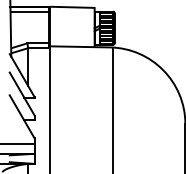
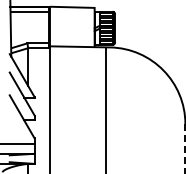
line position: (113, 108) -> (106, 108) (106, 108)
line: solid -> dashed (185, 149)
